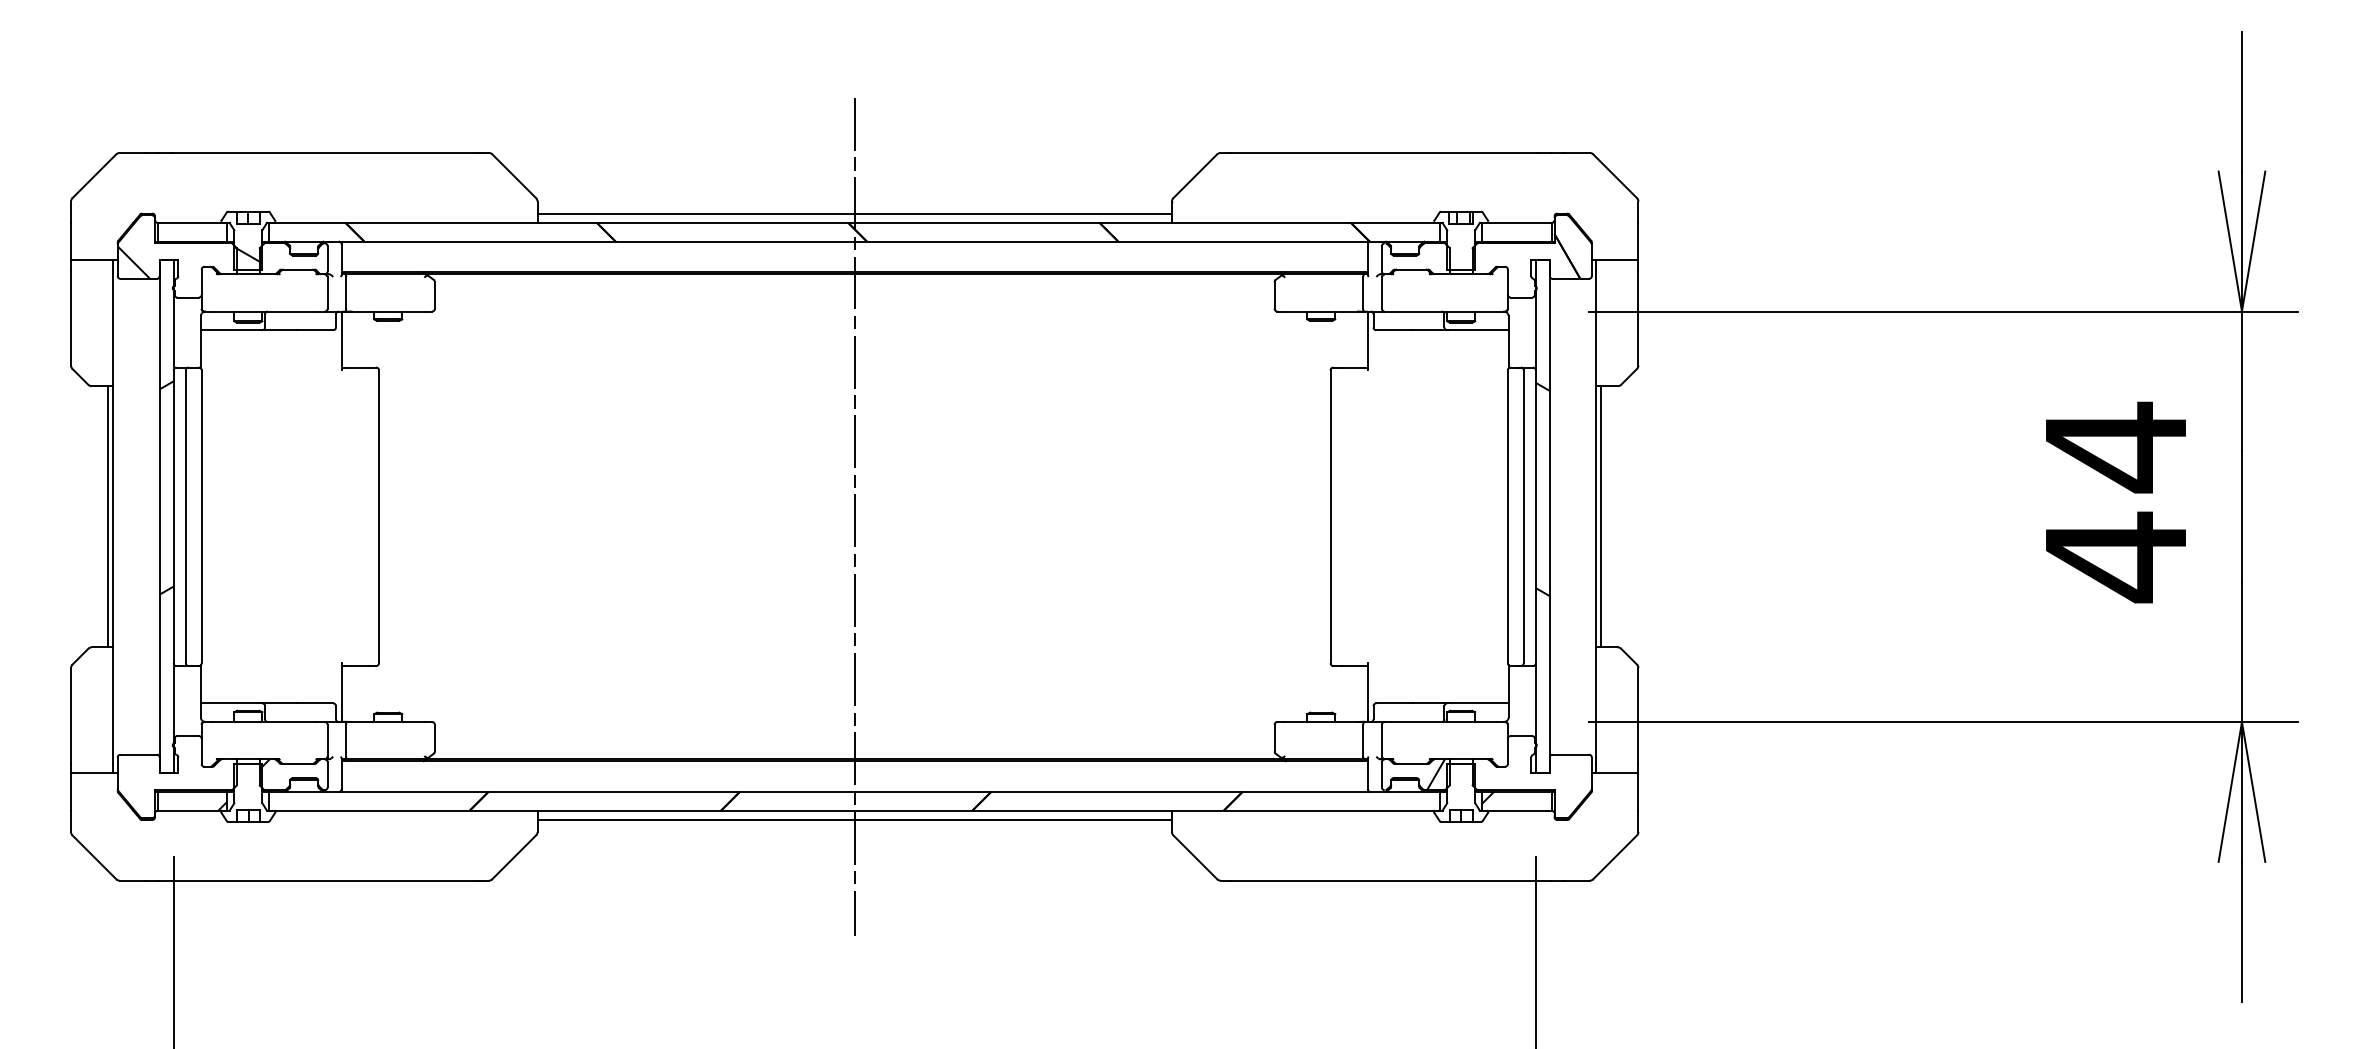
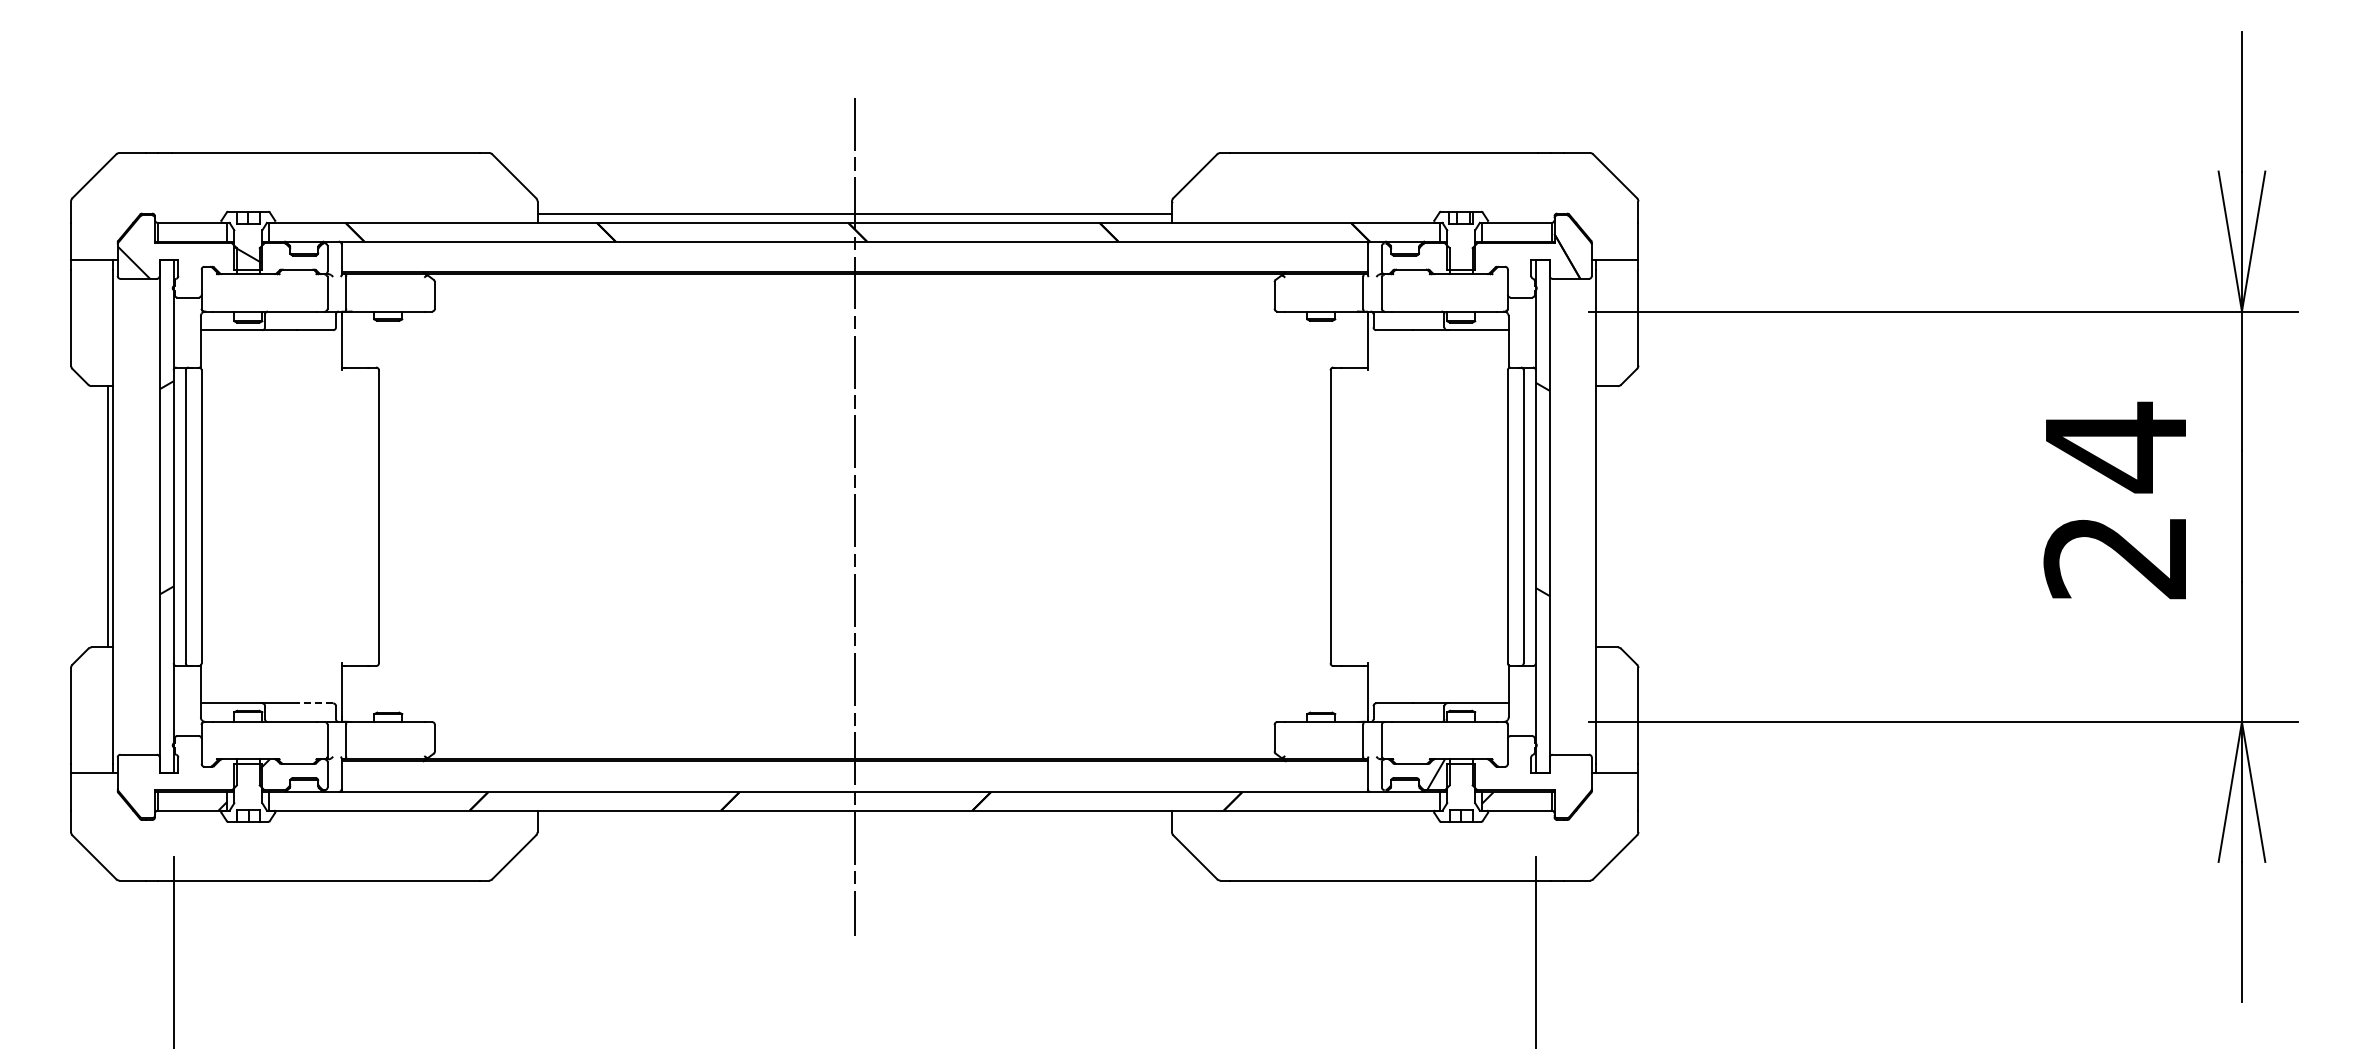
line: present -> none (1601, 516)
text: 44 -> 24 (2114, 557)
line: solid -> dashed (314, 703)
line: present -> none (854, 820)
